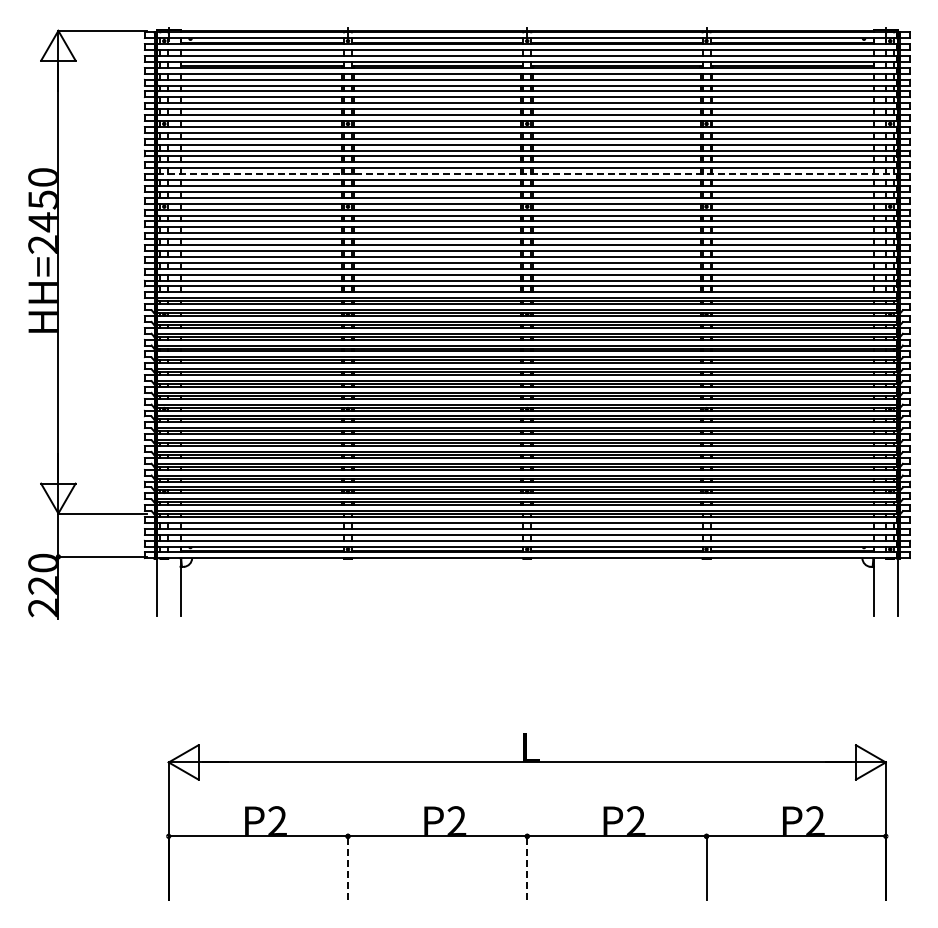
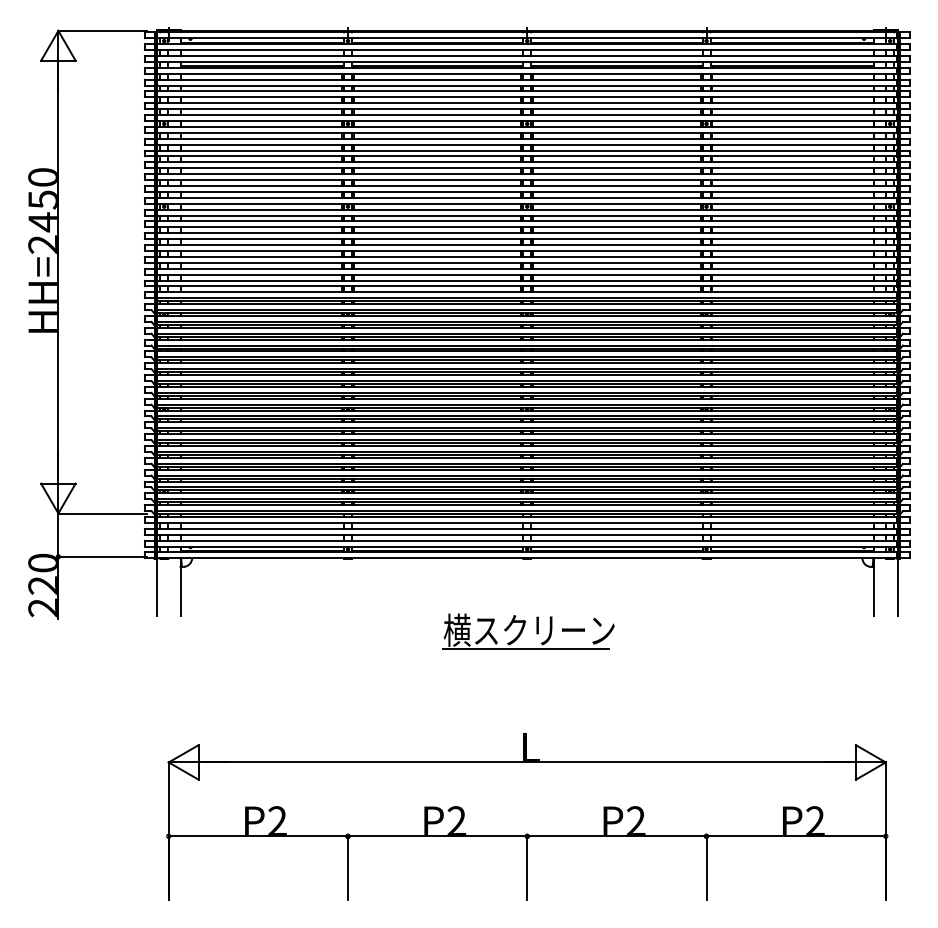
line: dashed -> solid (527, 174)
part: none -> present (528, 631)
line: dashed -> solid (348, 867)
line: dashed -> solid (527, 867)
